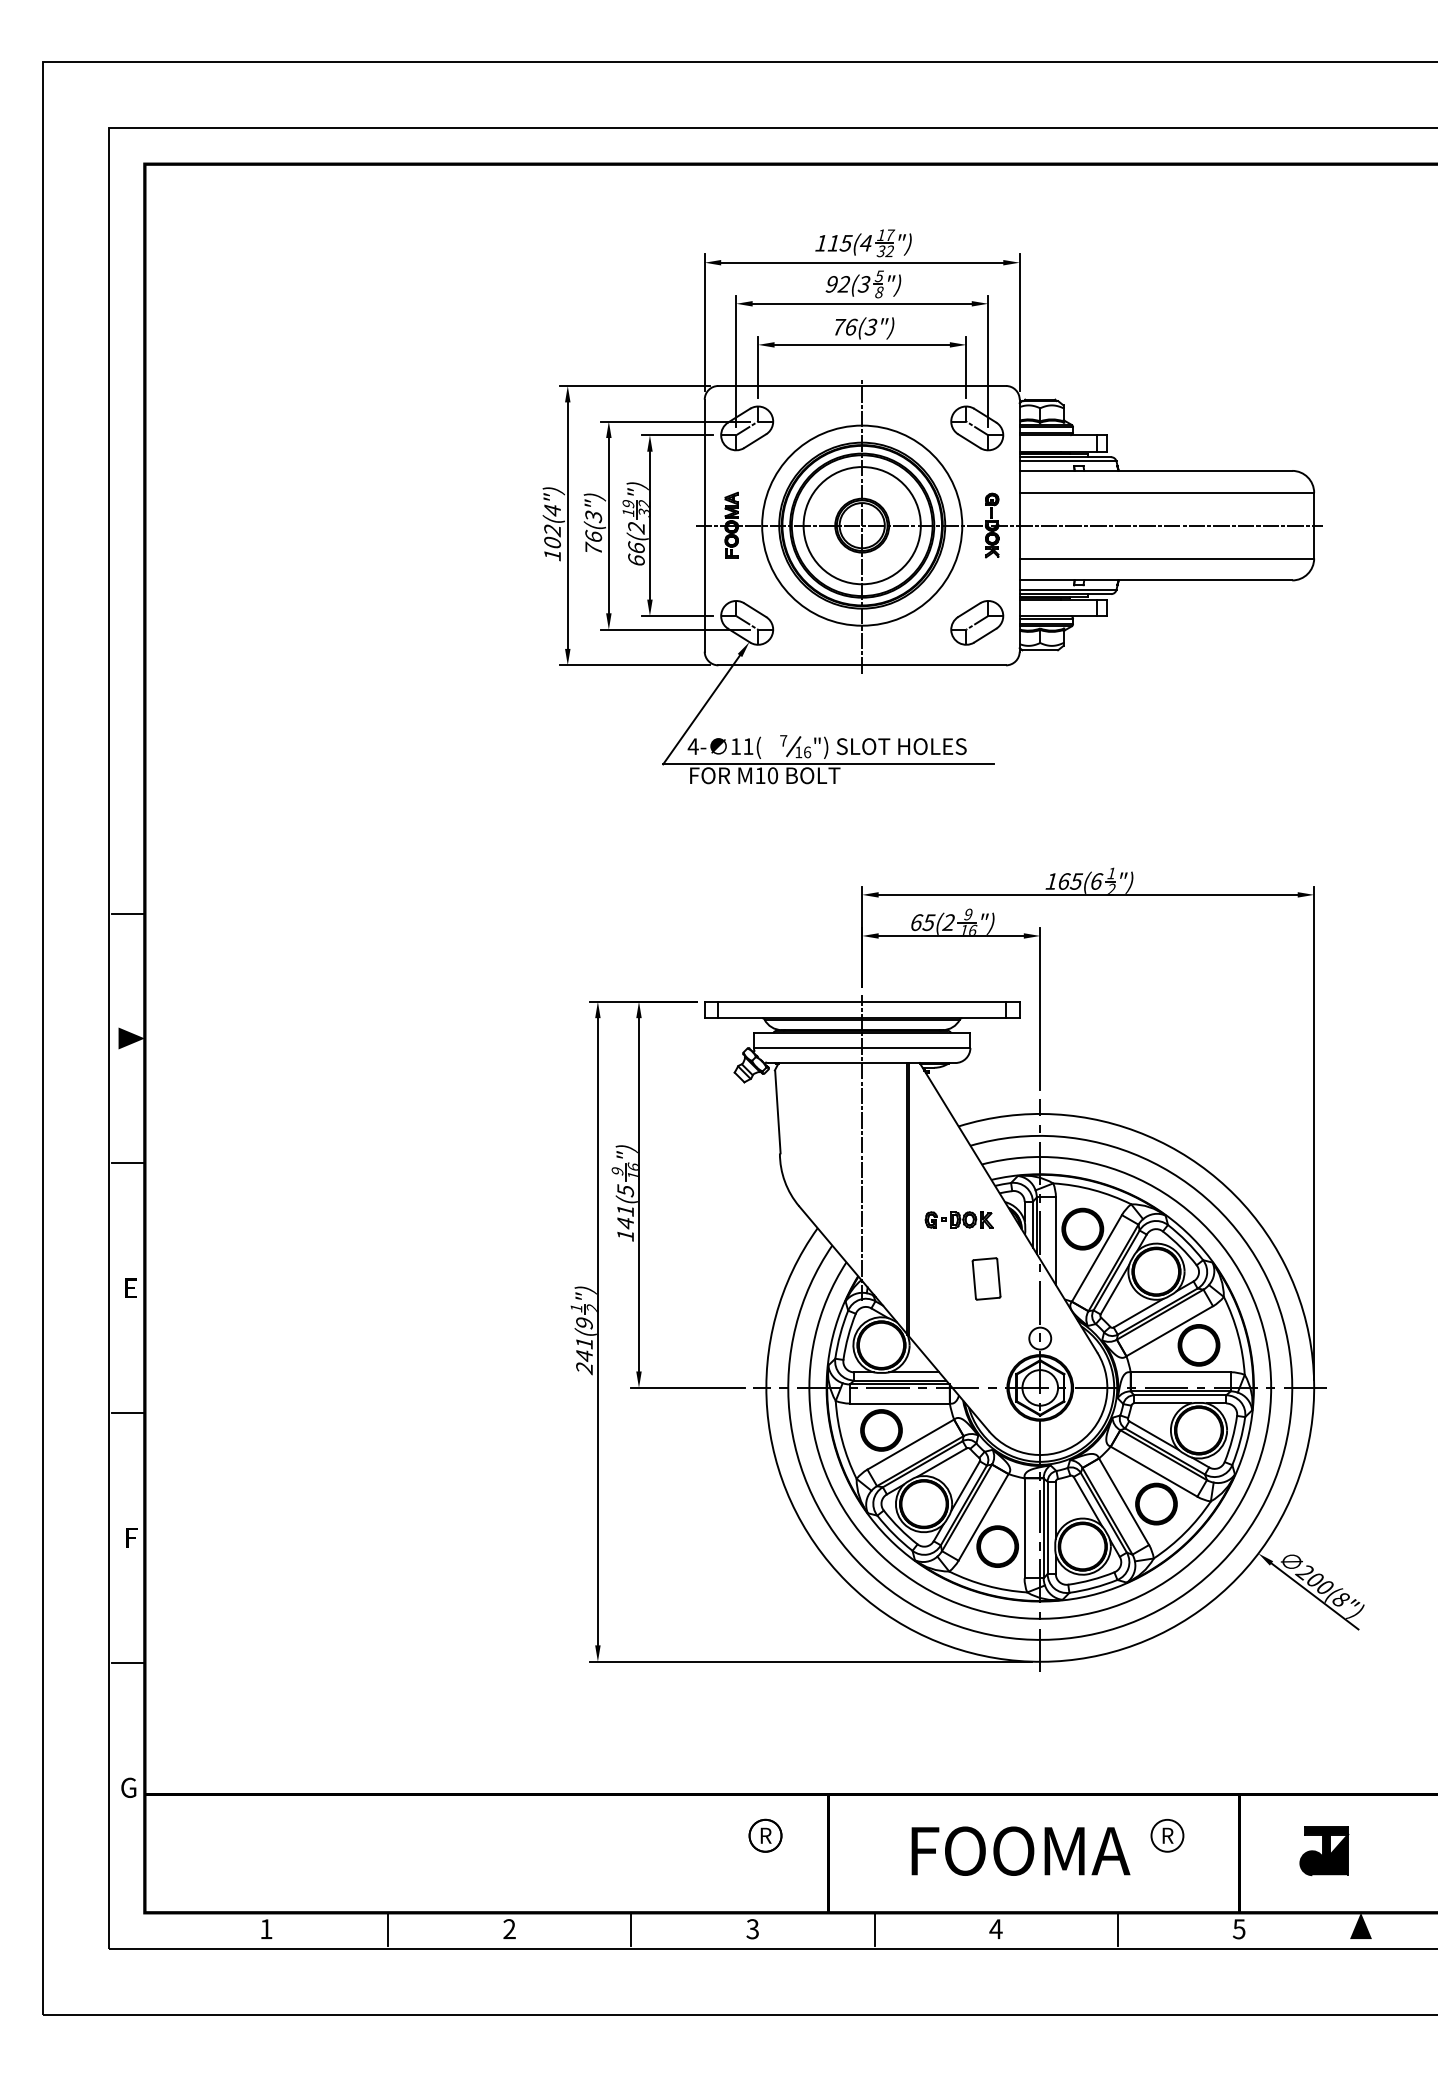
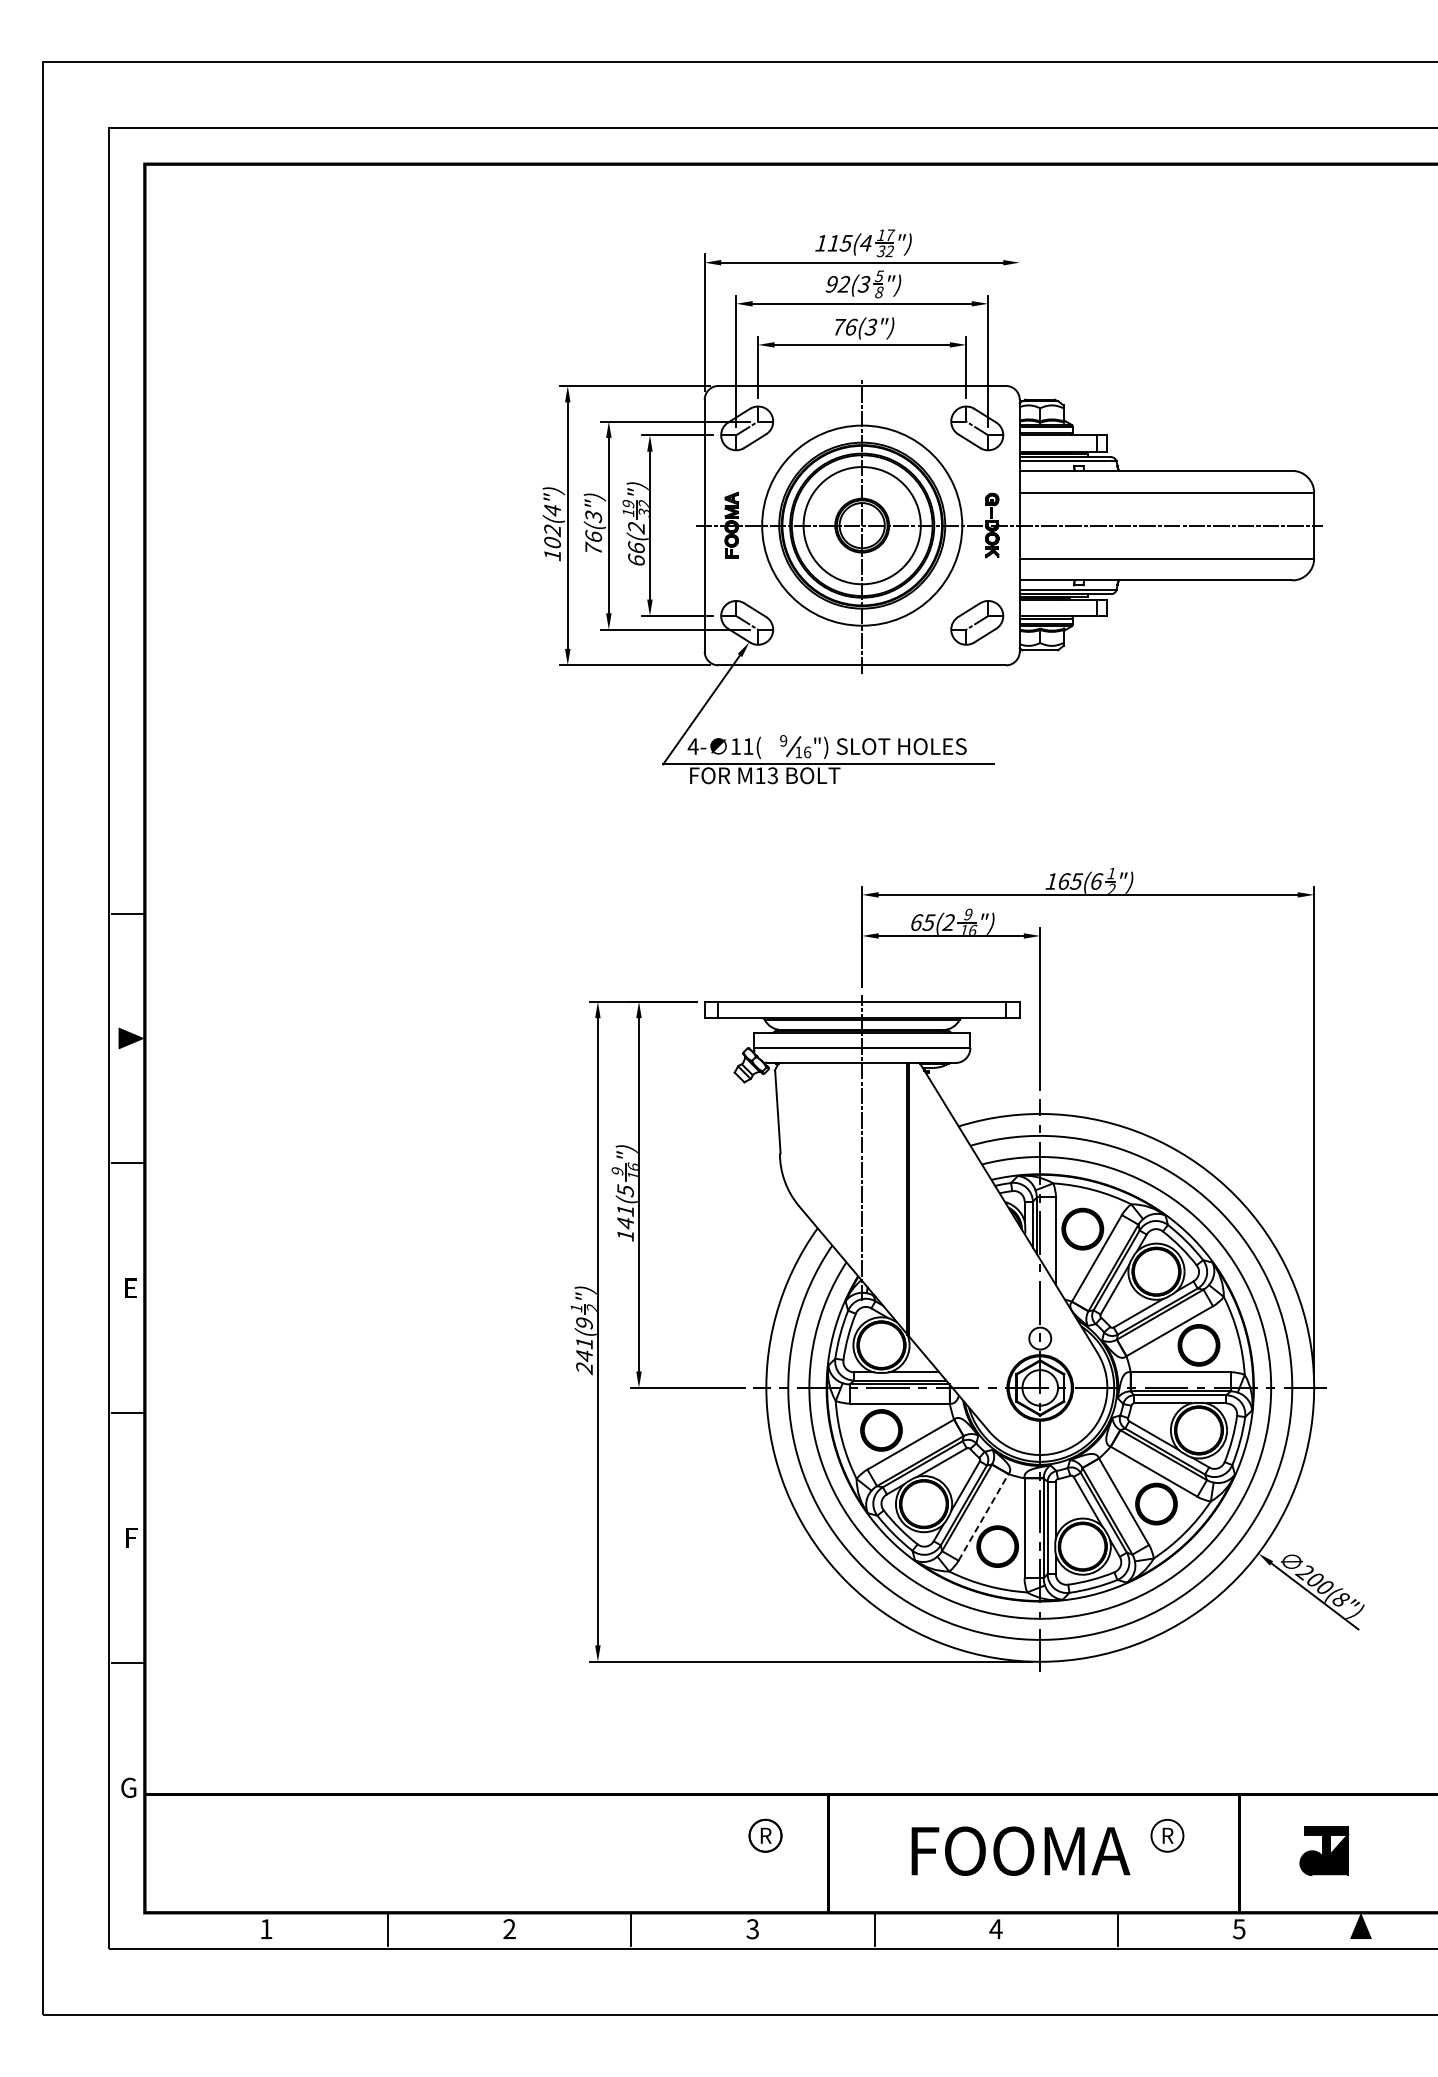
line: present -> none (1019, 322)
text: 7 -> 9 (783, 740)
text: M10 -> M13 (772, 775)
part: present -> none (958, 1219)
part: present -> none (986, 1278)
line: solid -> dashed (983, 1517)
